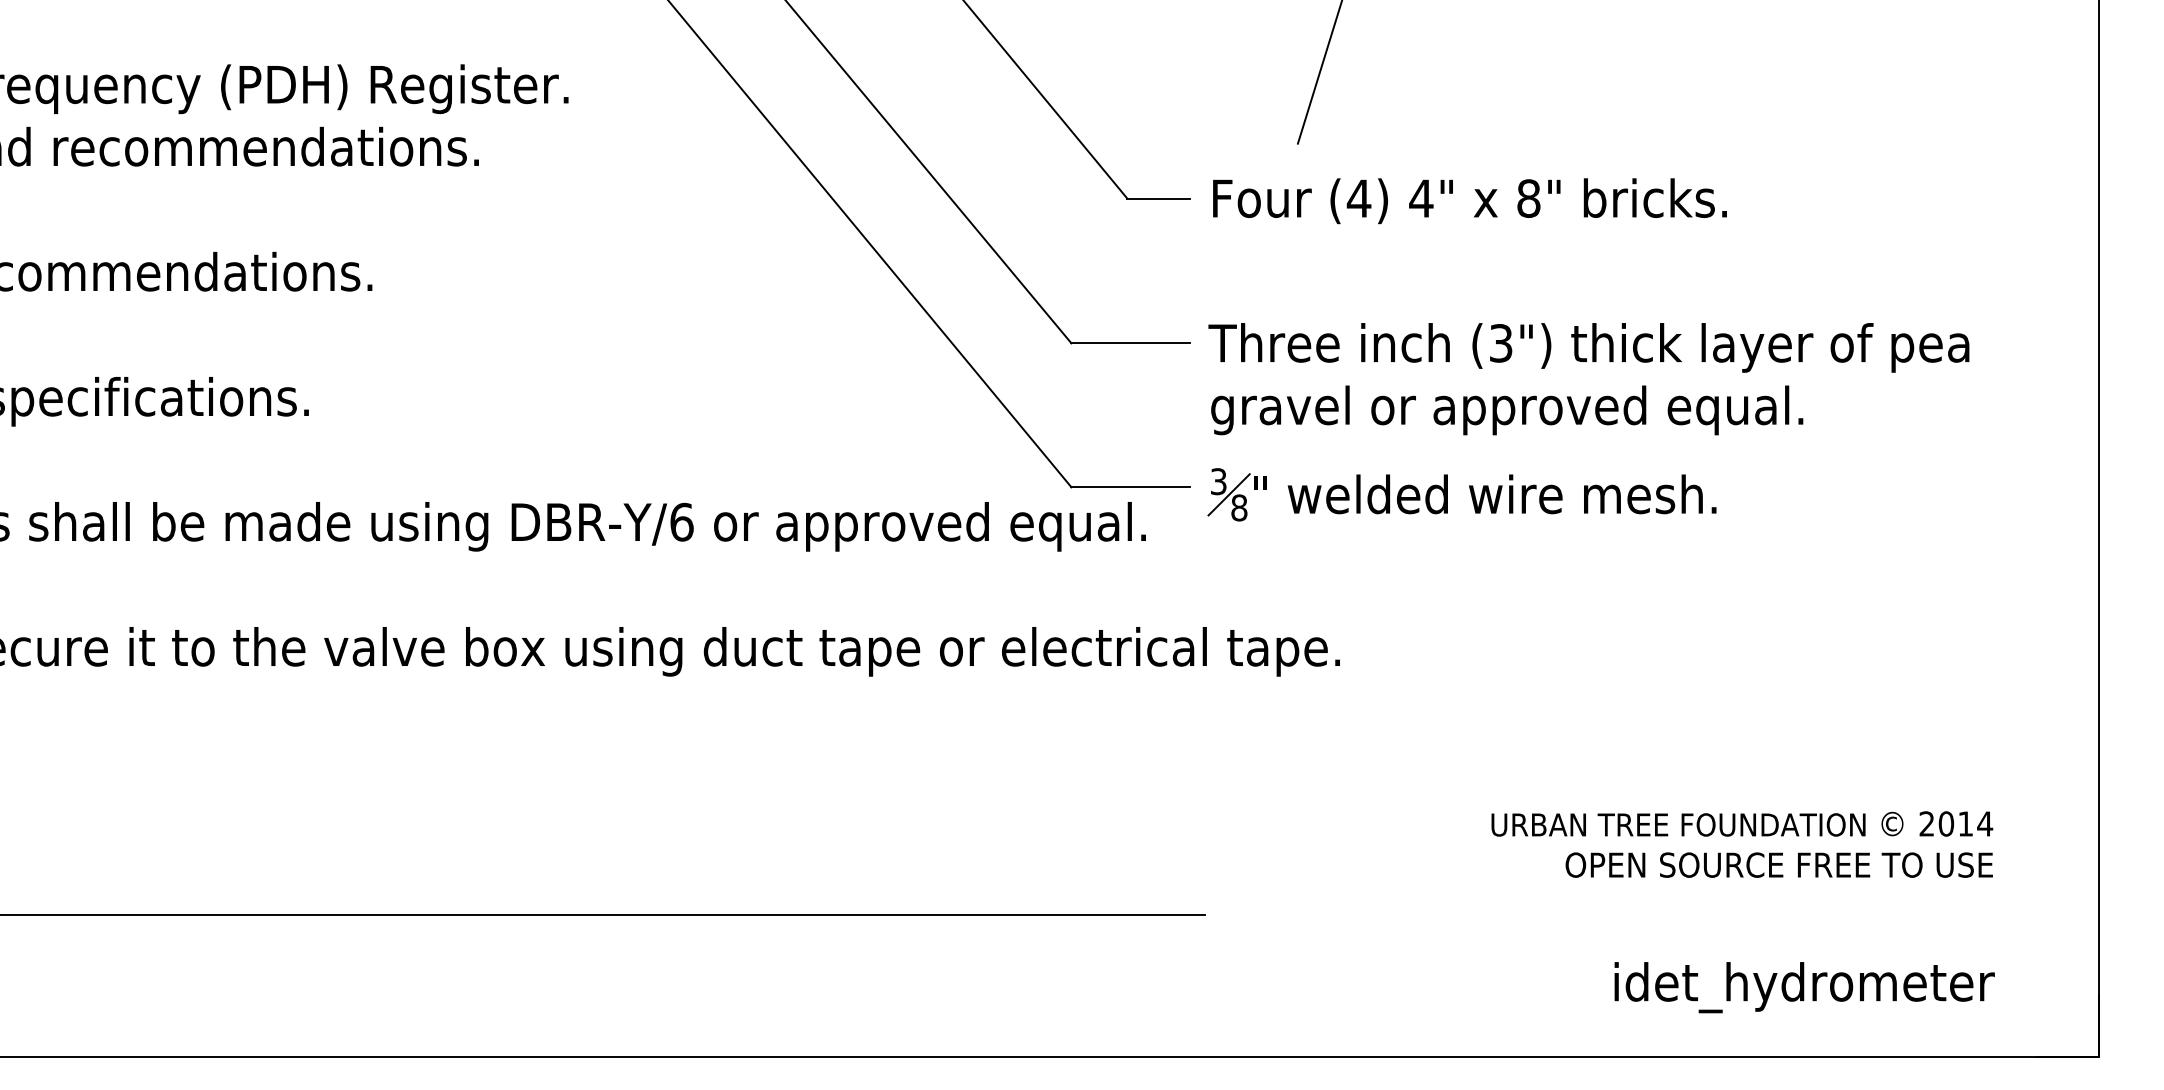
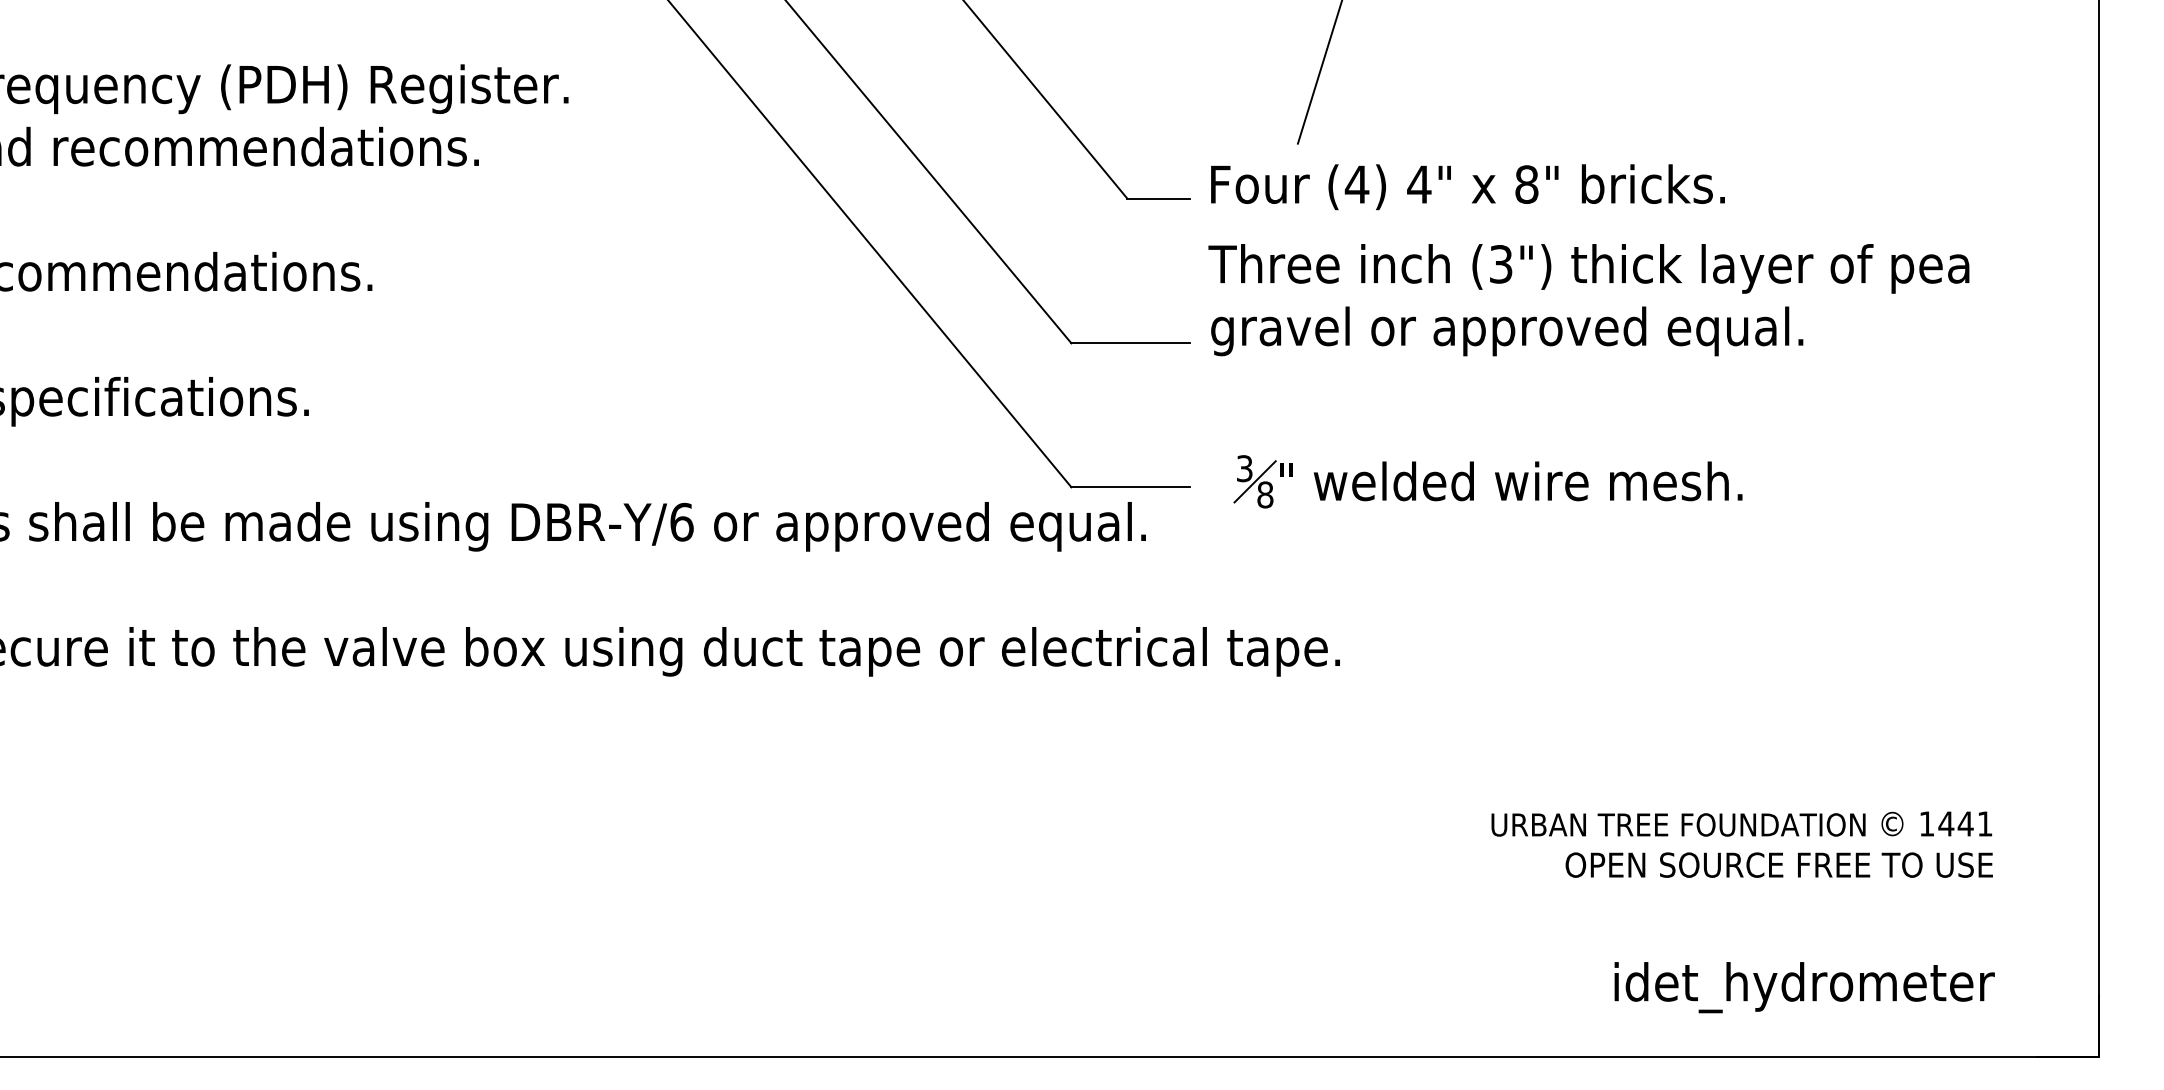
text position: (1469, 201) -> (1467, 187) (1467, 187)
text position: (1588, 379) -> (1588, 300) (1588, 300)
part position: (1470, 493) -> (1496, 480) (1496, 480)
text: 2014 -> 1441 (1956, 823)
line: present -> none (603, 915)
